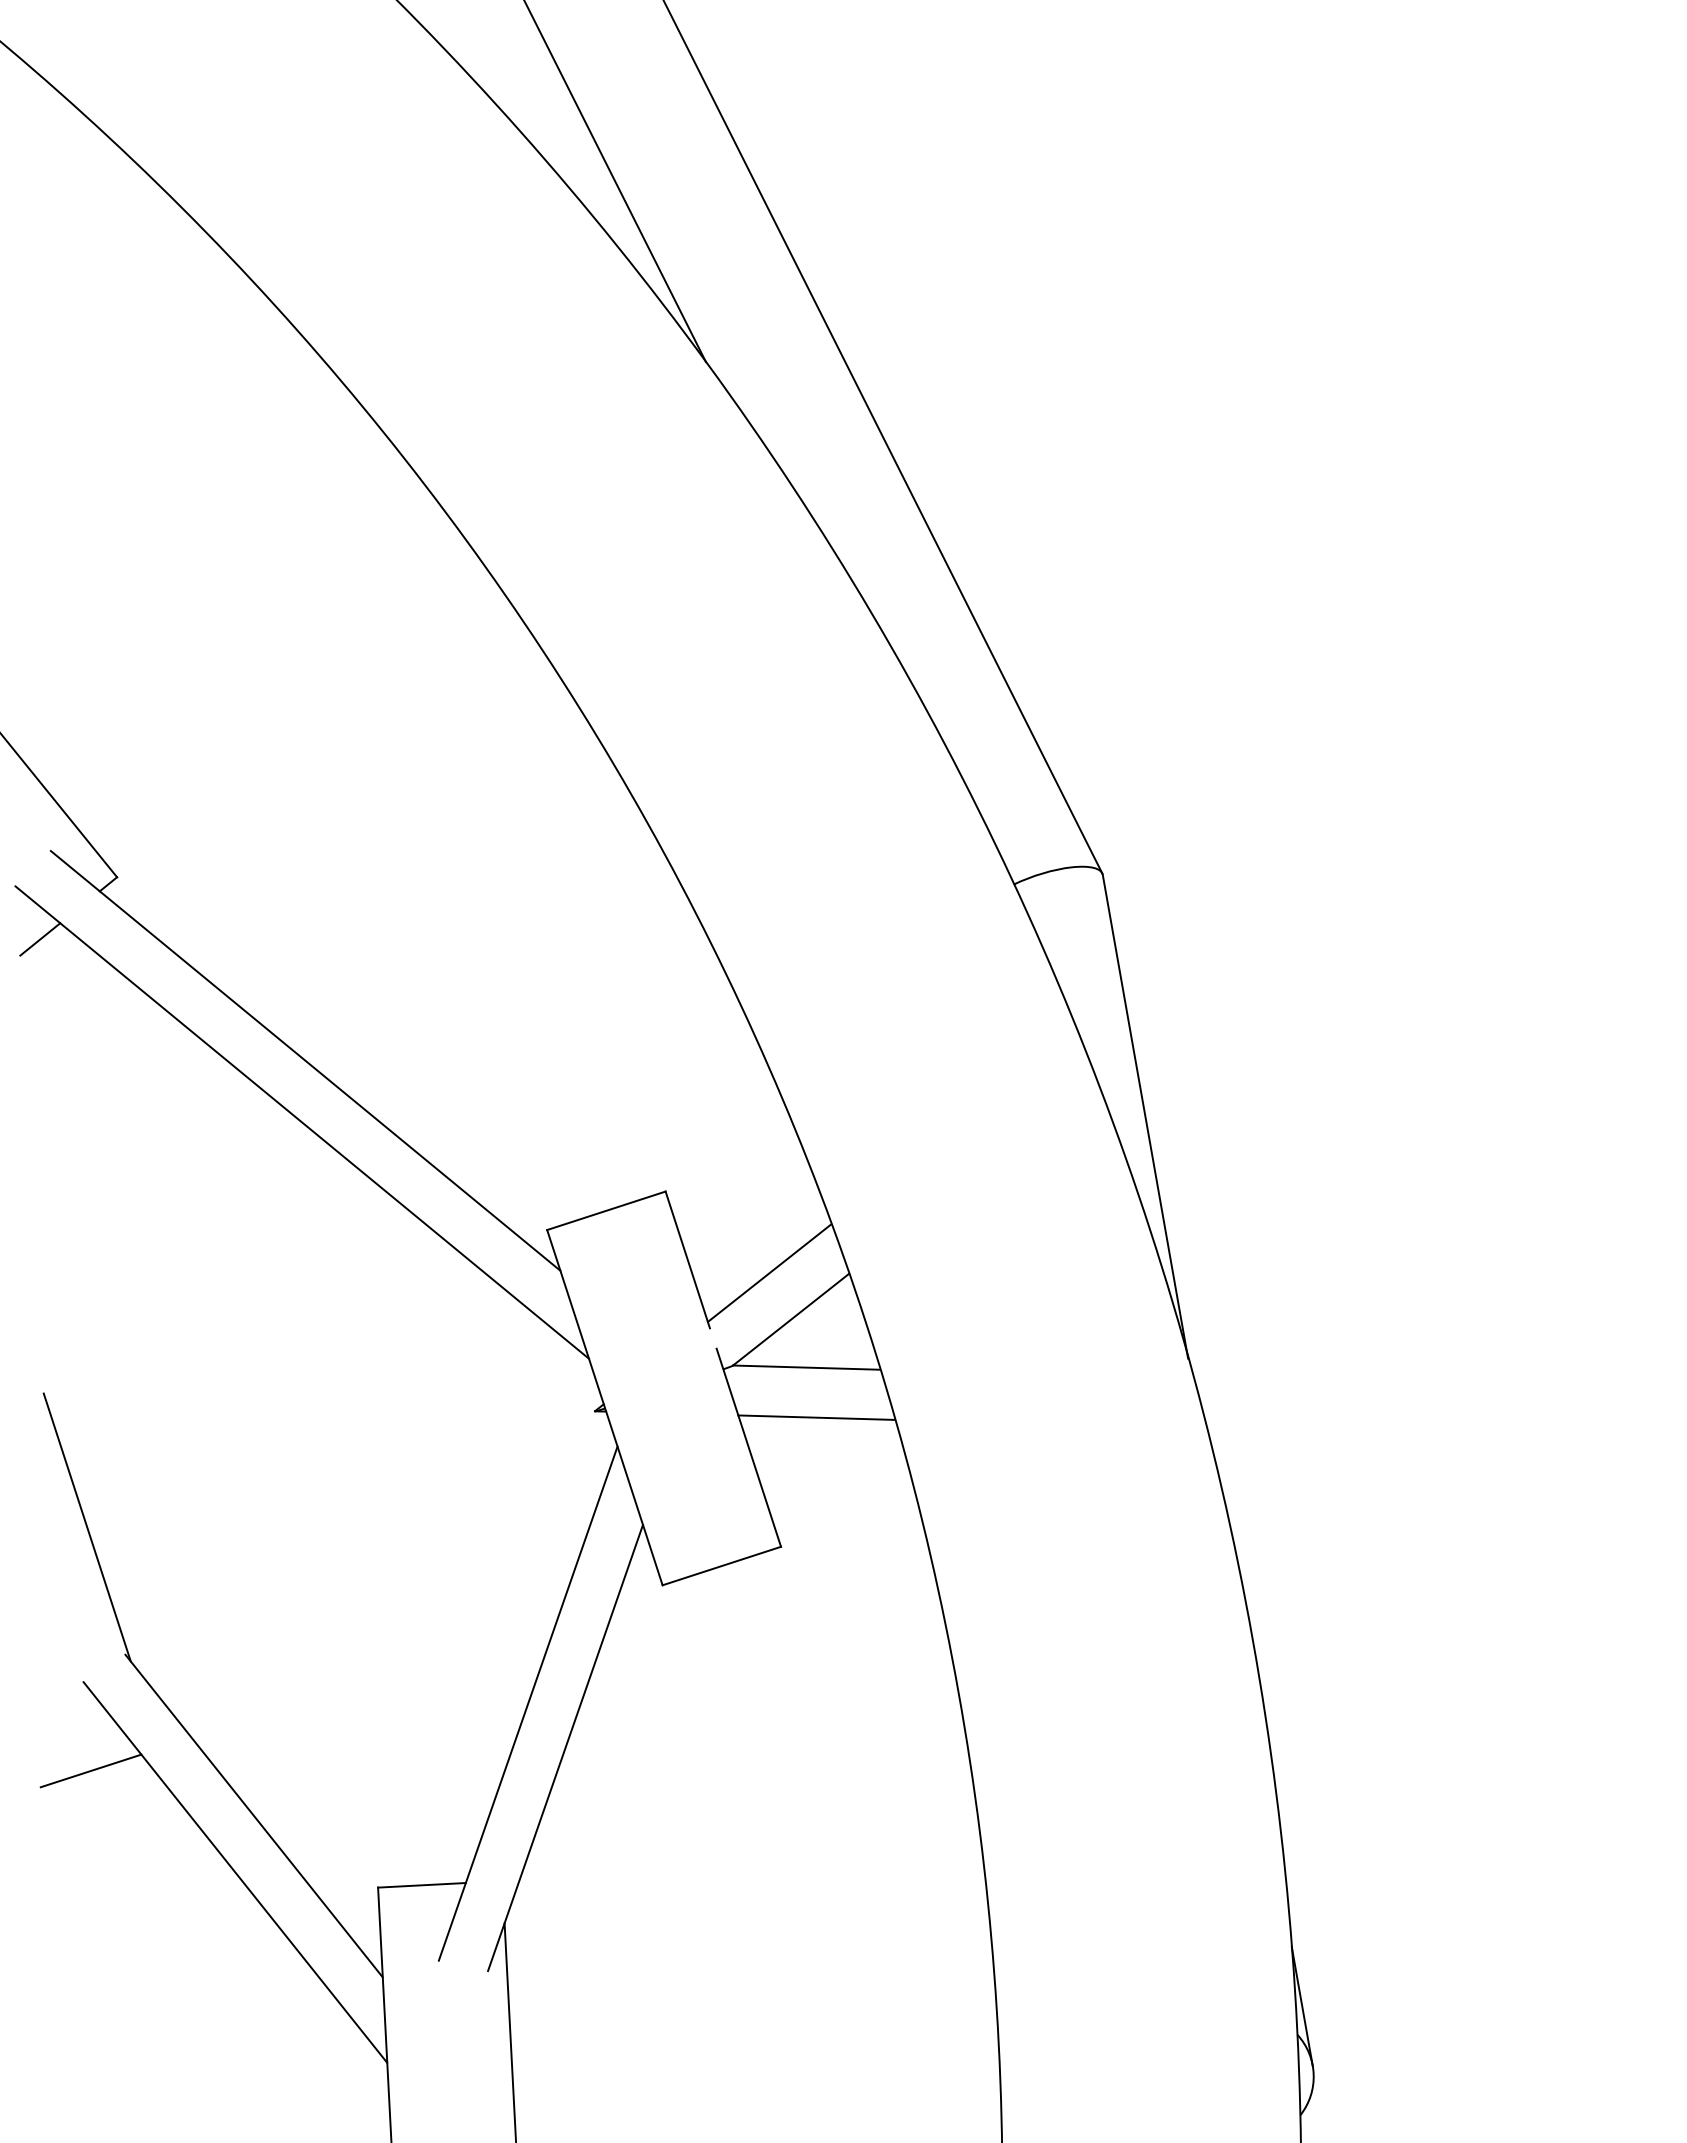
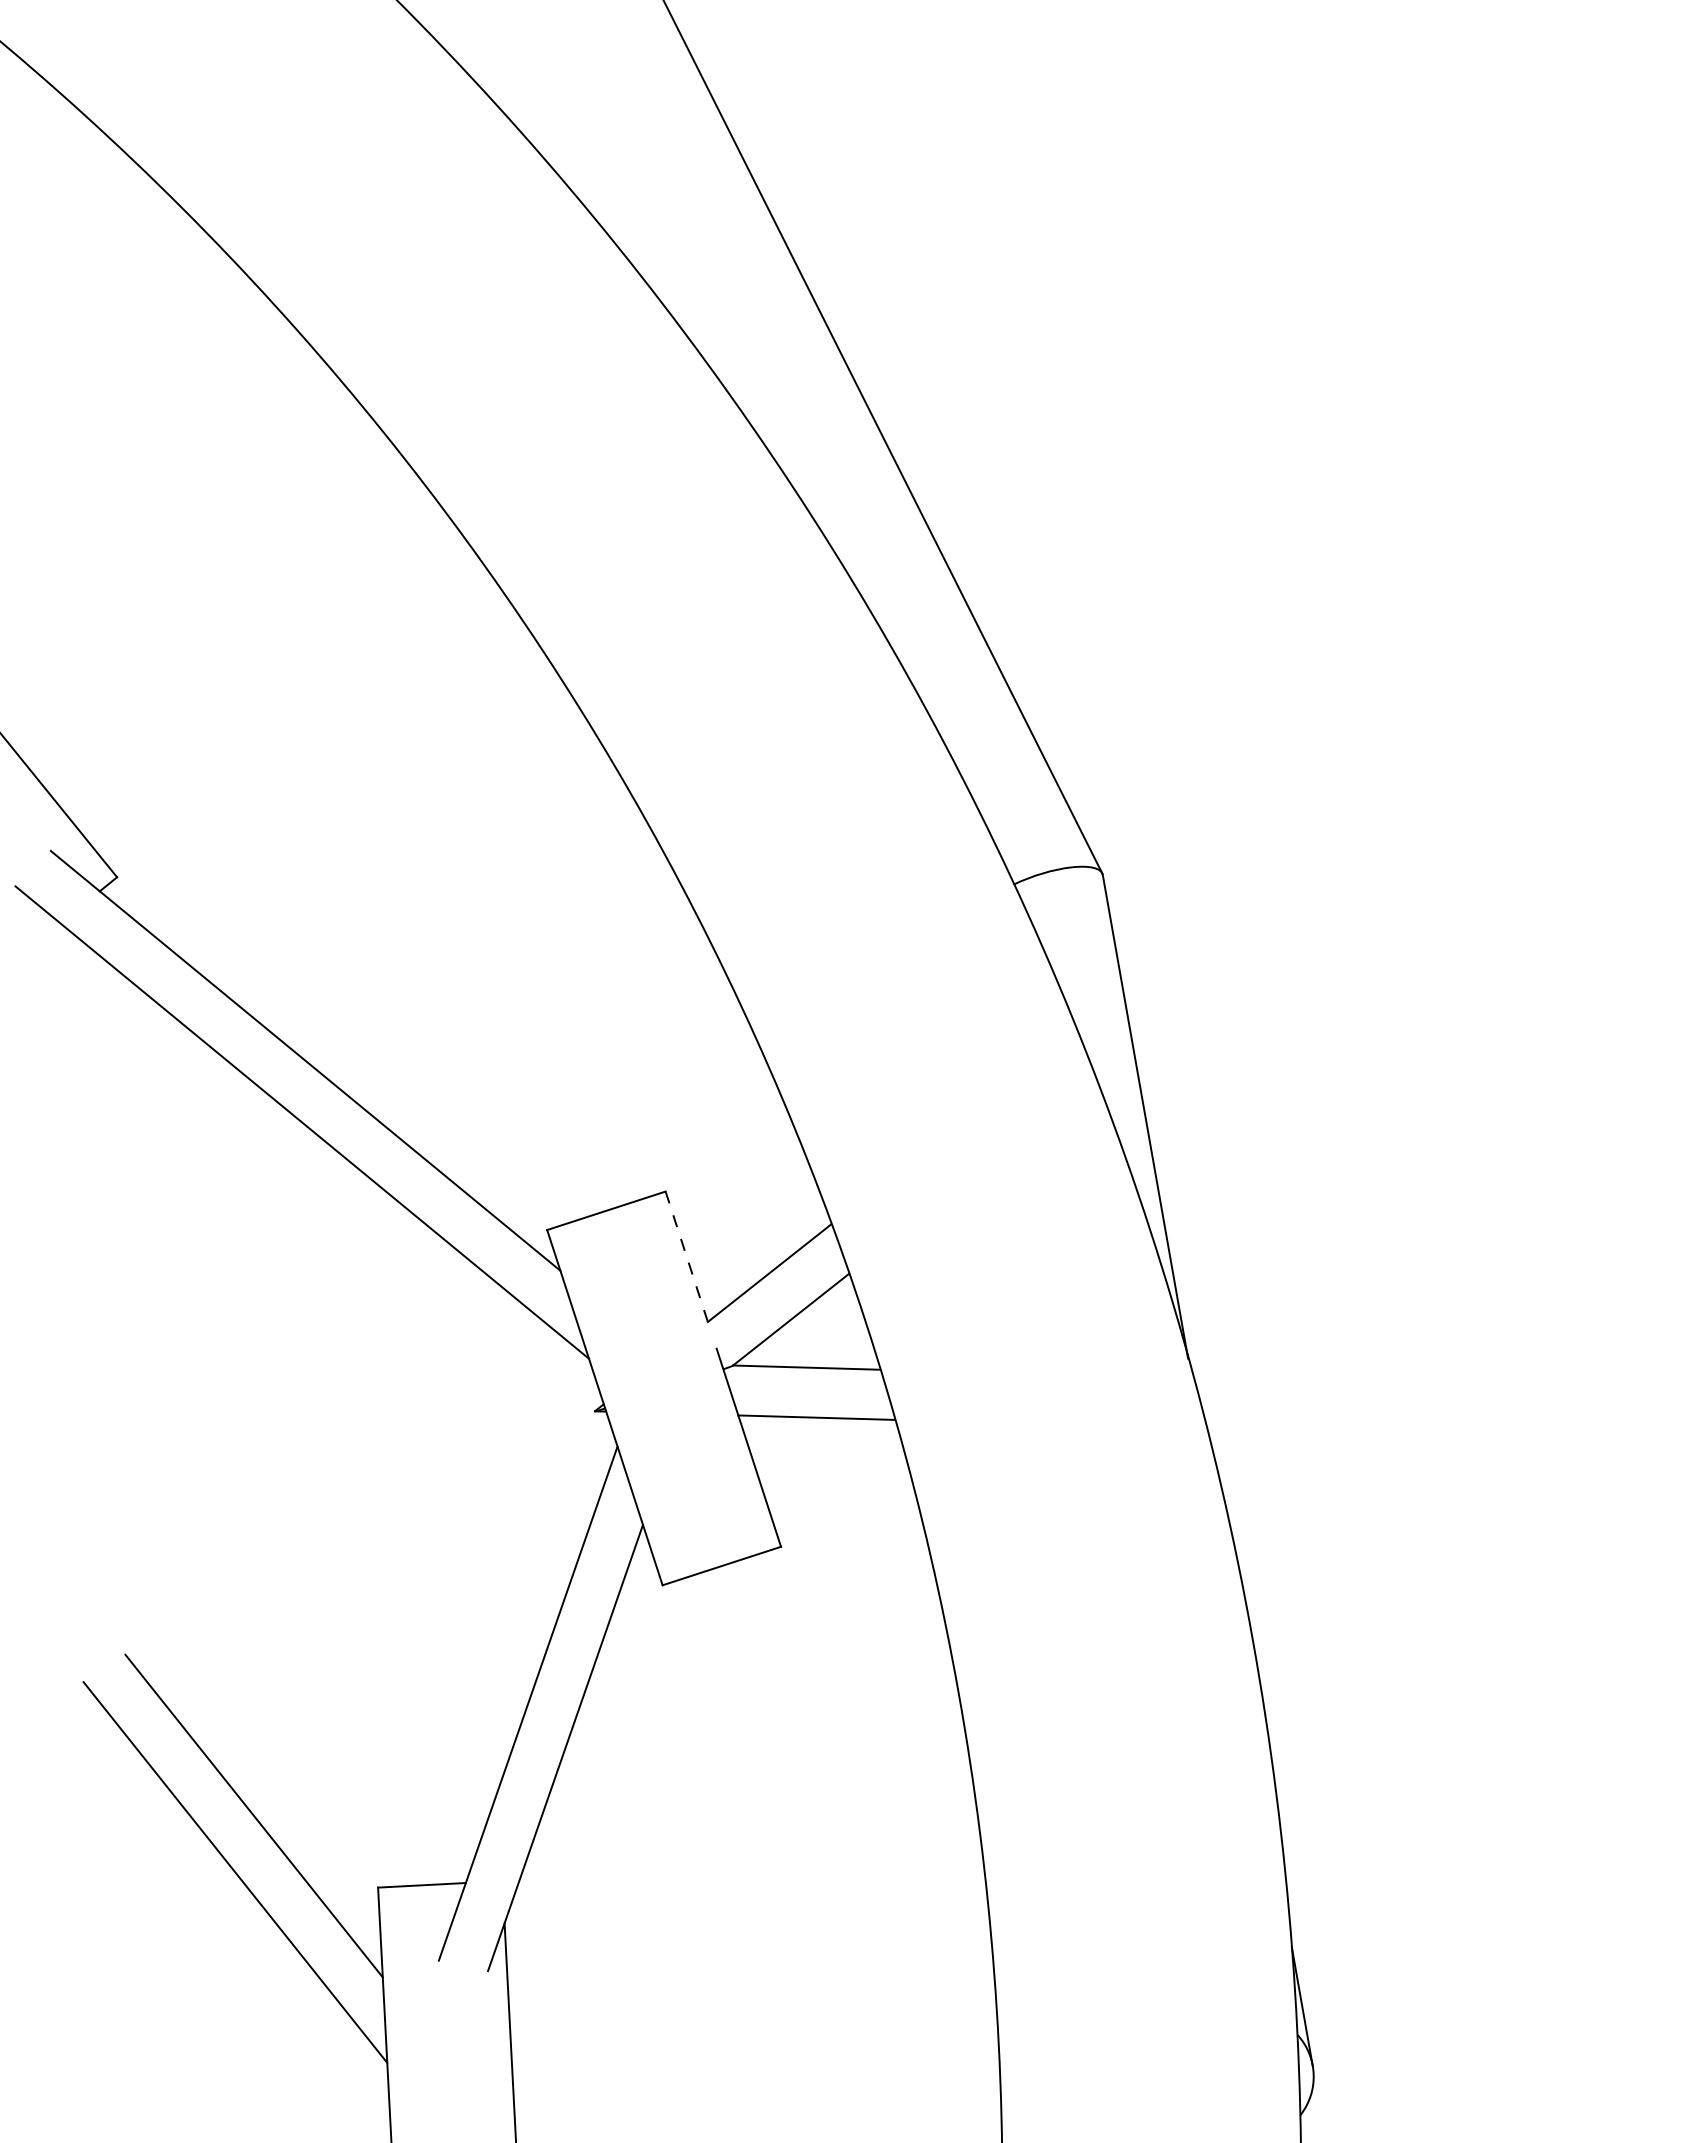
line: present -> none (615, 182)
line: present -> none (40, 939)
line: solid -> dashed (687, 1259)
line: present -> none (86, 1527)
line: present -> none (90, 1770)
